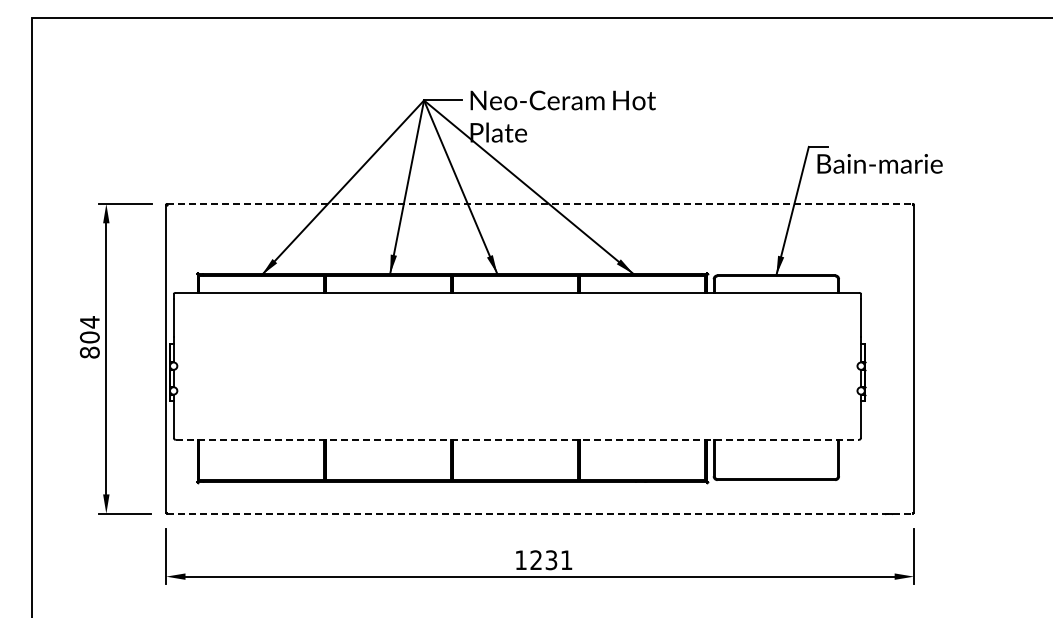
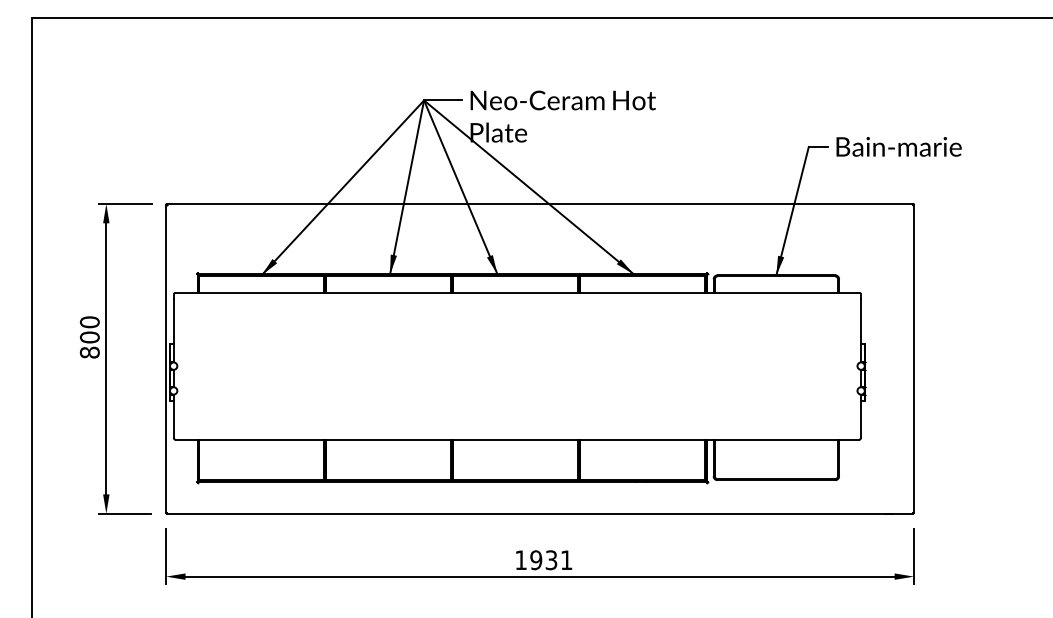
text position: (879, 163) -> (898, 146) (898, 146)
line: dashed -> solid (540, 203)
text: 804 -> 800 (89, 322)
line: dashed -> solid (517, 439)
line: dashed -> solid (540, 513)
text: 1231 -> 1931 (536, 560)
